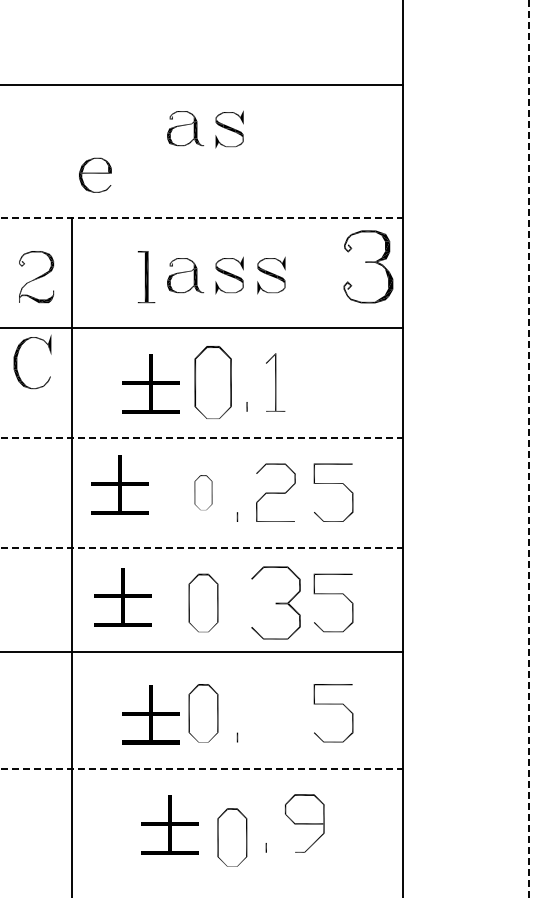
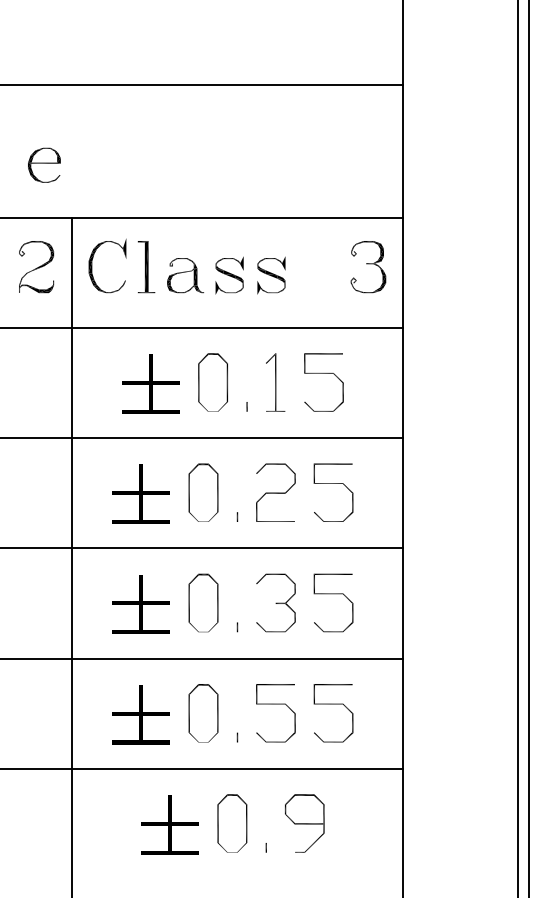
part: present -> none (185, 128)
part: present -> none (229, 129)
part position: (95, 174) -> (44, 164) (44, 164)
line: dashed -> solid (201, 217)
part size: 51x74 px -> 37x53 px (368, 267)
part position: (36, 277) -> (36, 267) (36, 267)
part position: (146, 277) -> (146, 267) (146, 267)
part position: (17, 361) -> (92, 265) (92, 265)
part: none -> present (323, 373)
part size: 38x73 px -> 30x59 px (212, 382)
line: dashed -> solid (201, 438)
line: none -> present (517, 448)
line: dashed -> solid (528, 448)
part position: (119, 484) -> (140, 493) (140, 493)
part size: 19x36 px -> 31x59 px (203, 492)
line: dashed -> solid (201, 548)
part position: (122, 597) -> (140, 604) (140, 604)
part size: 50x74 px -> 40x60 px (275, 602)
part: none -> present (237, 627)
line position: (202, 651) -> (202, 658) (202, 658)
part: none -> present (275, 704)
part position: (150, 714) -> (140, 714) (140, 714)
line: dashed -> solid (201, 768)
part position: (232, 837) -> (232, 823) (232, 823)
